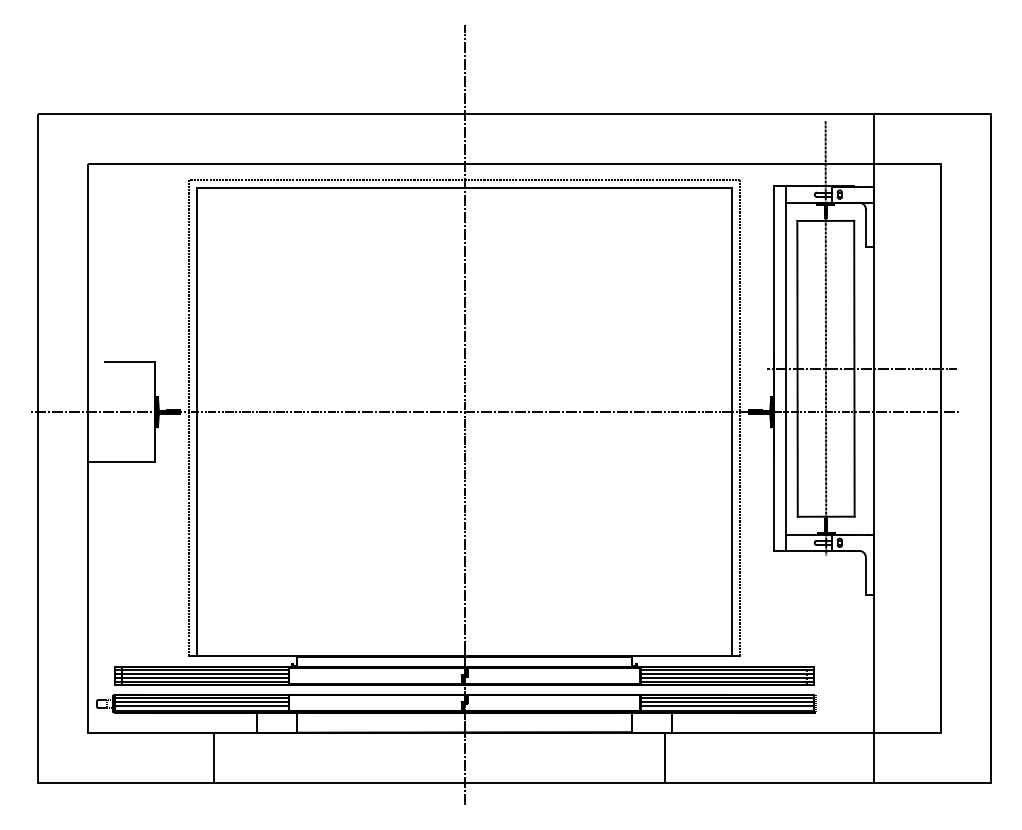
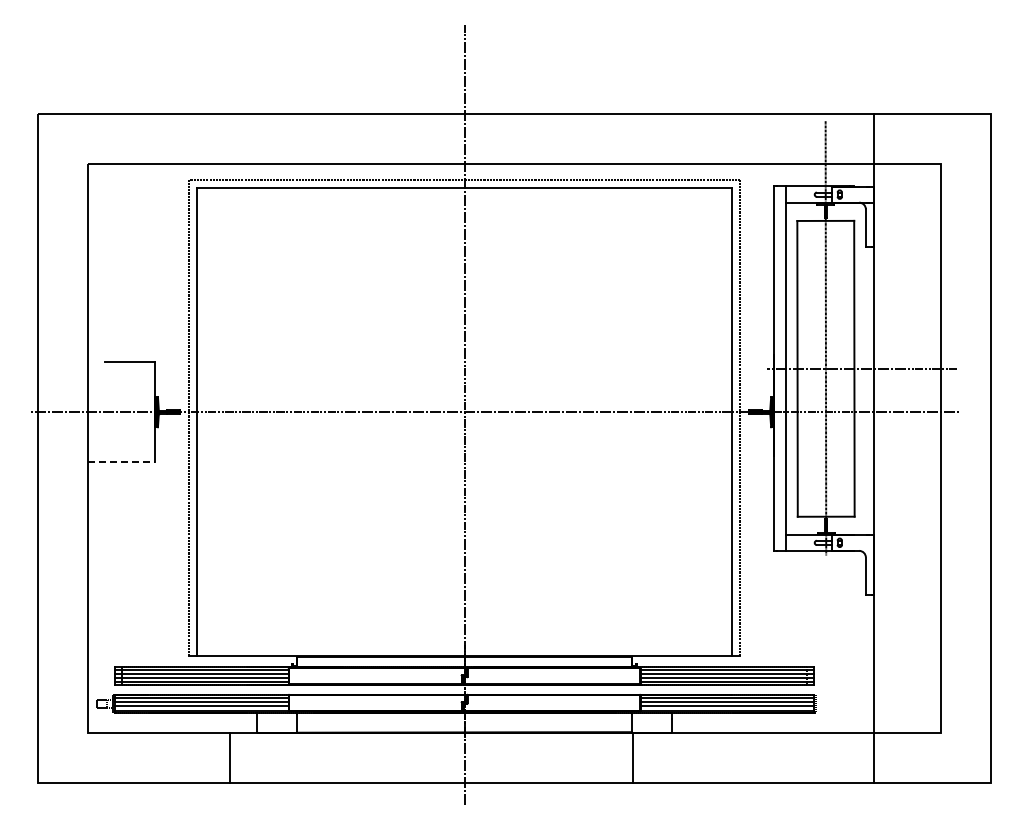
line: solid -> dashed (122, 462)
line position: (213, 757) -> (229, 757) (229, 757)
line position: (665, 757) -> (633, 757) (633, 757)
